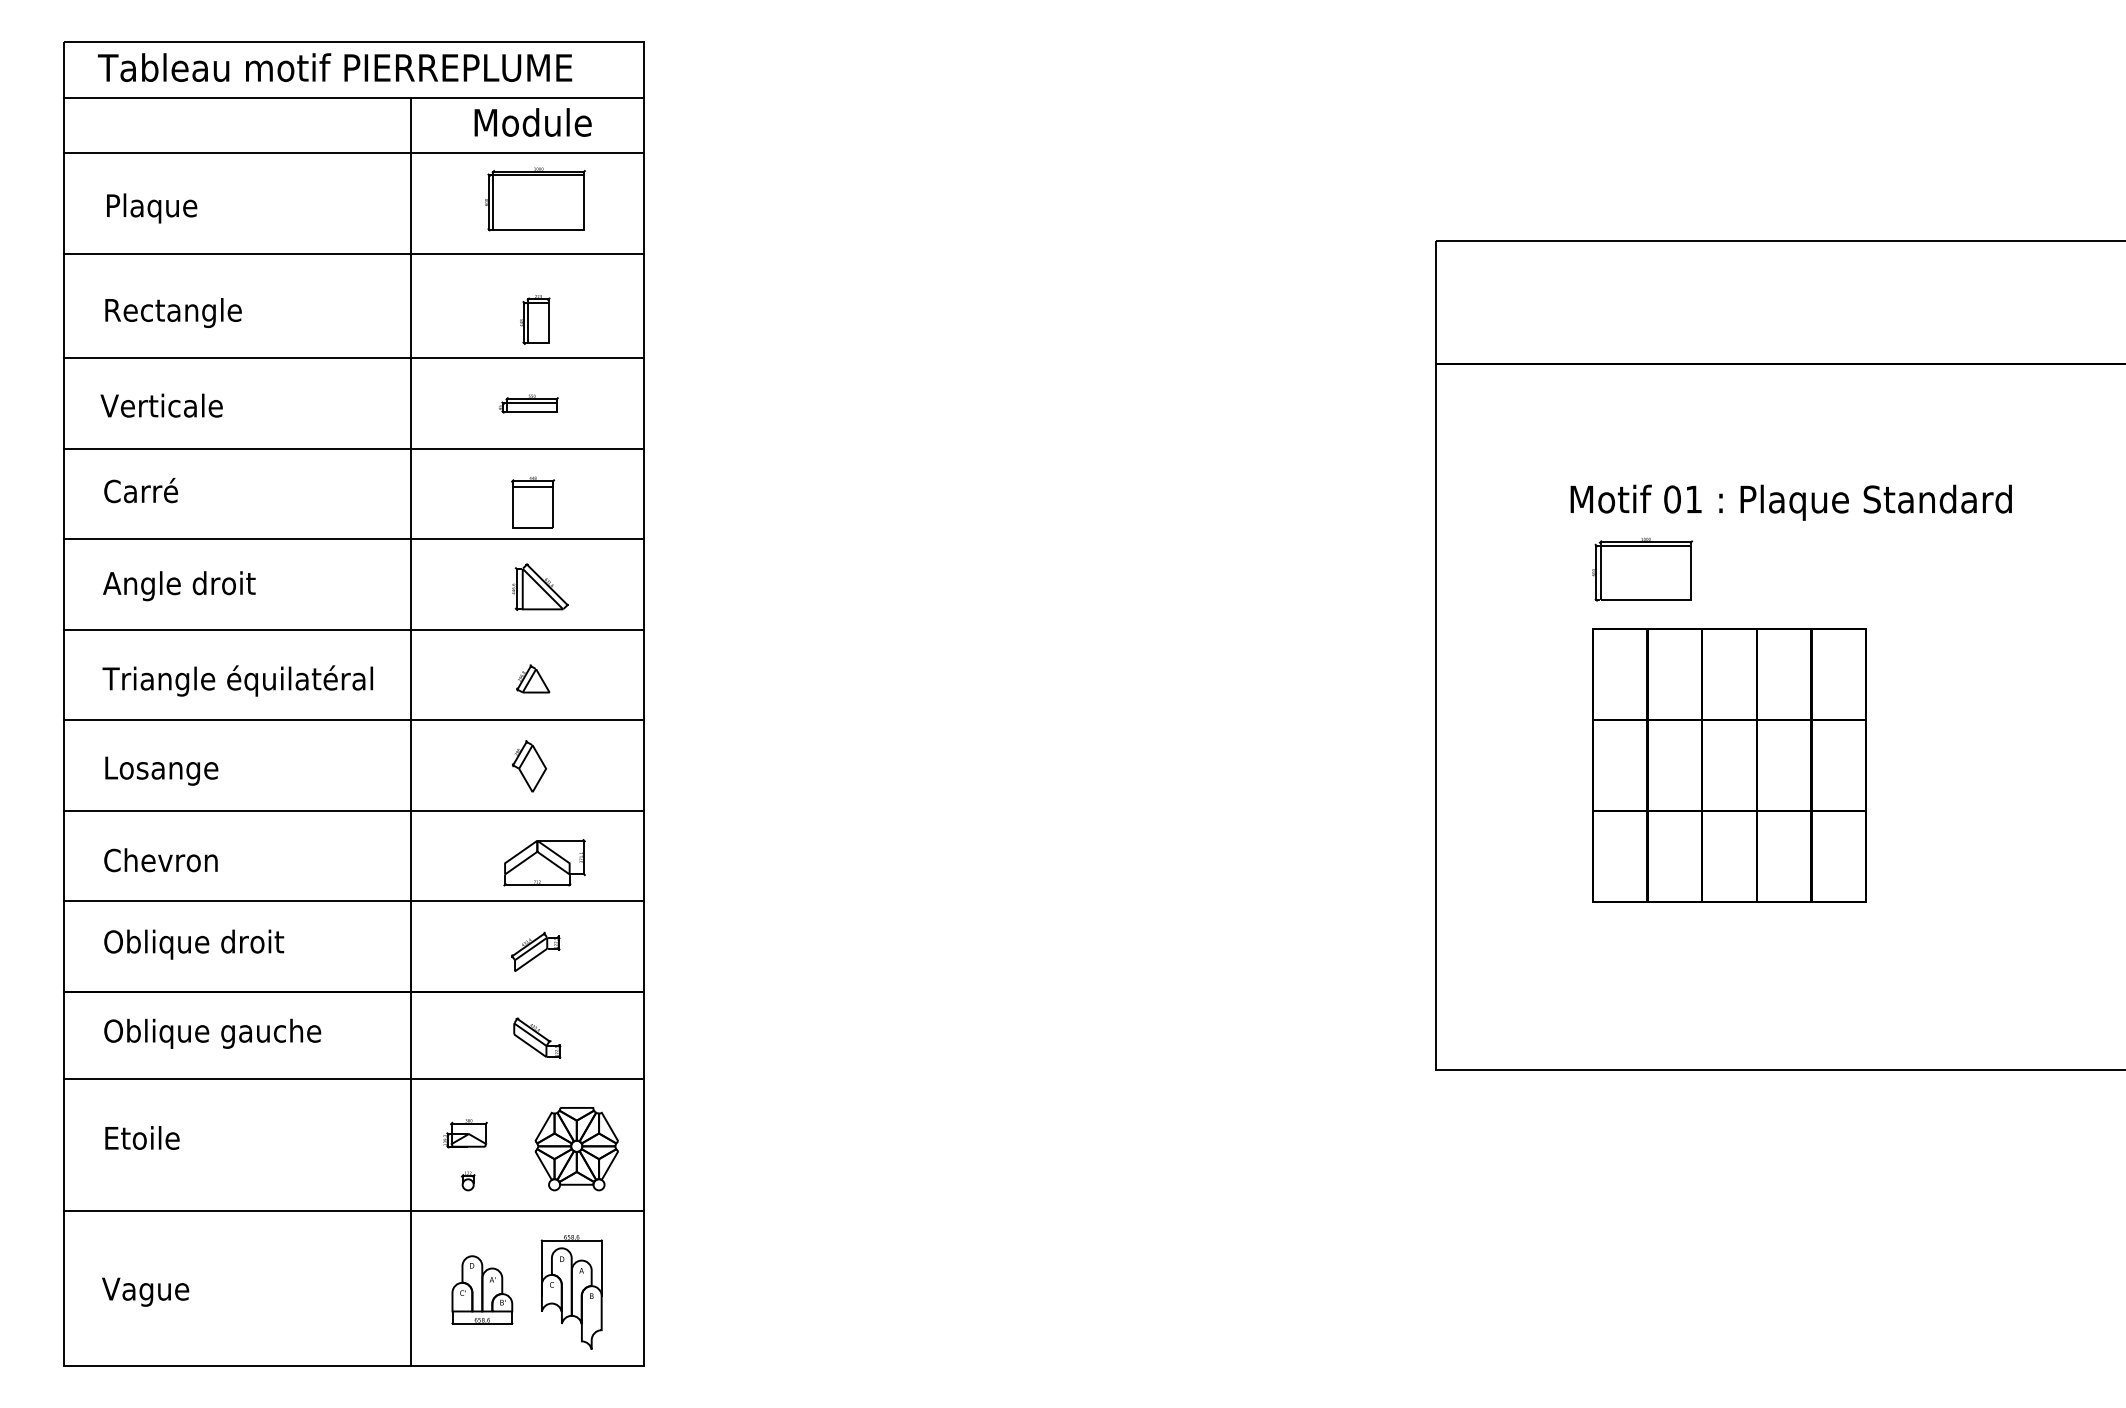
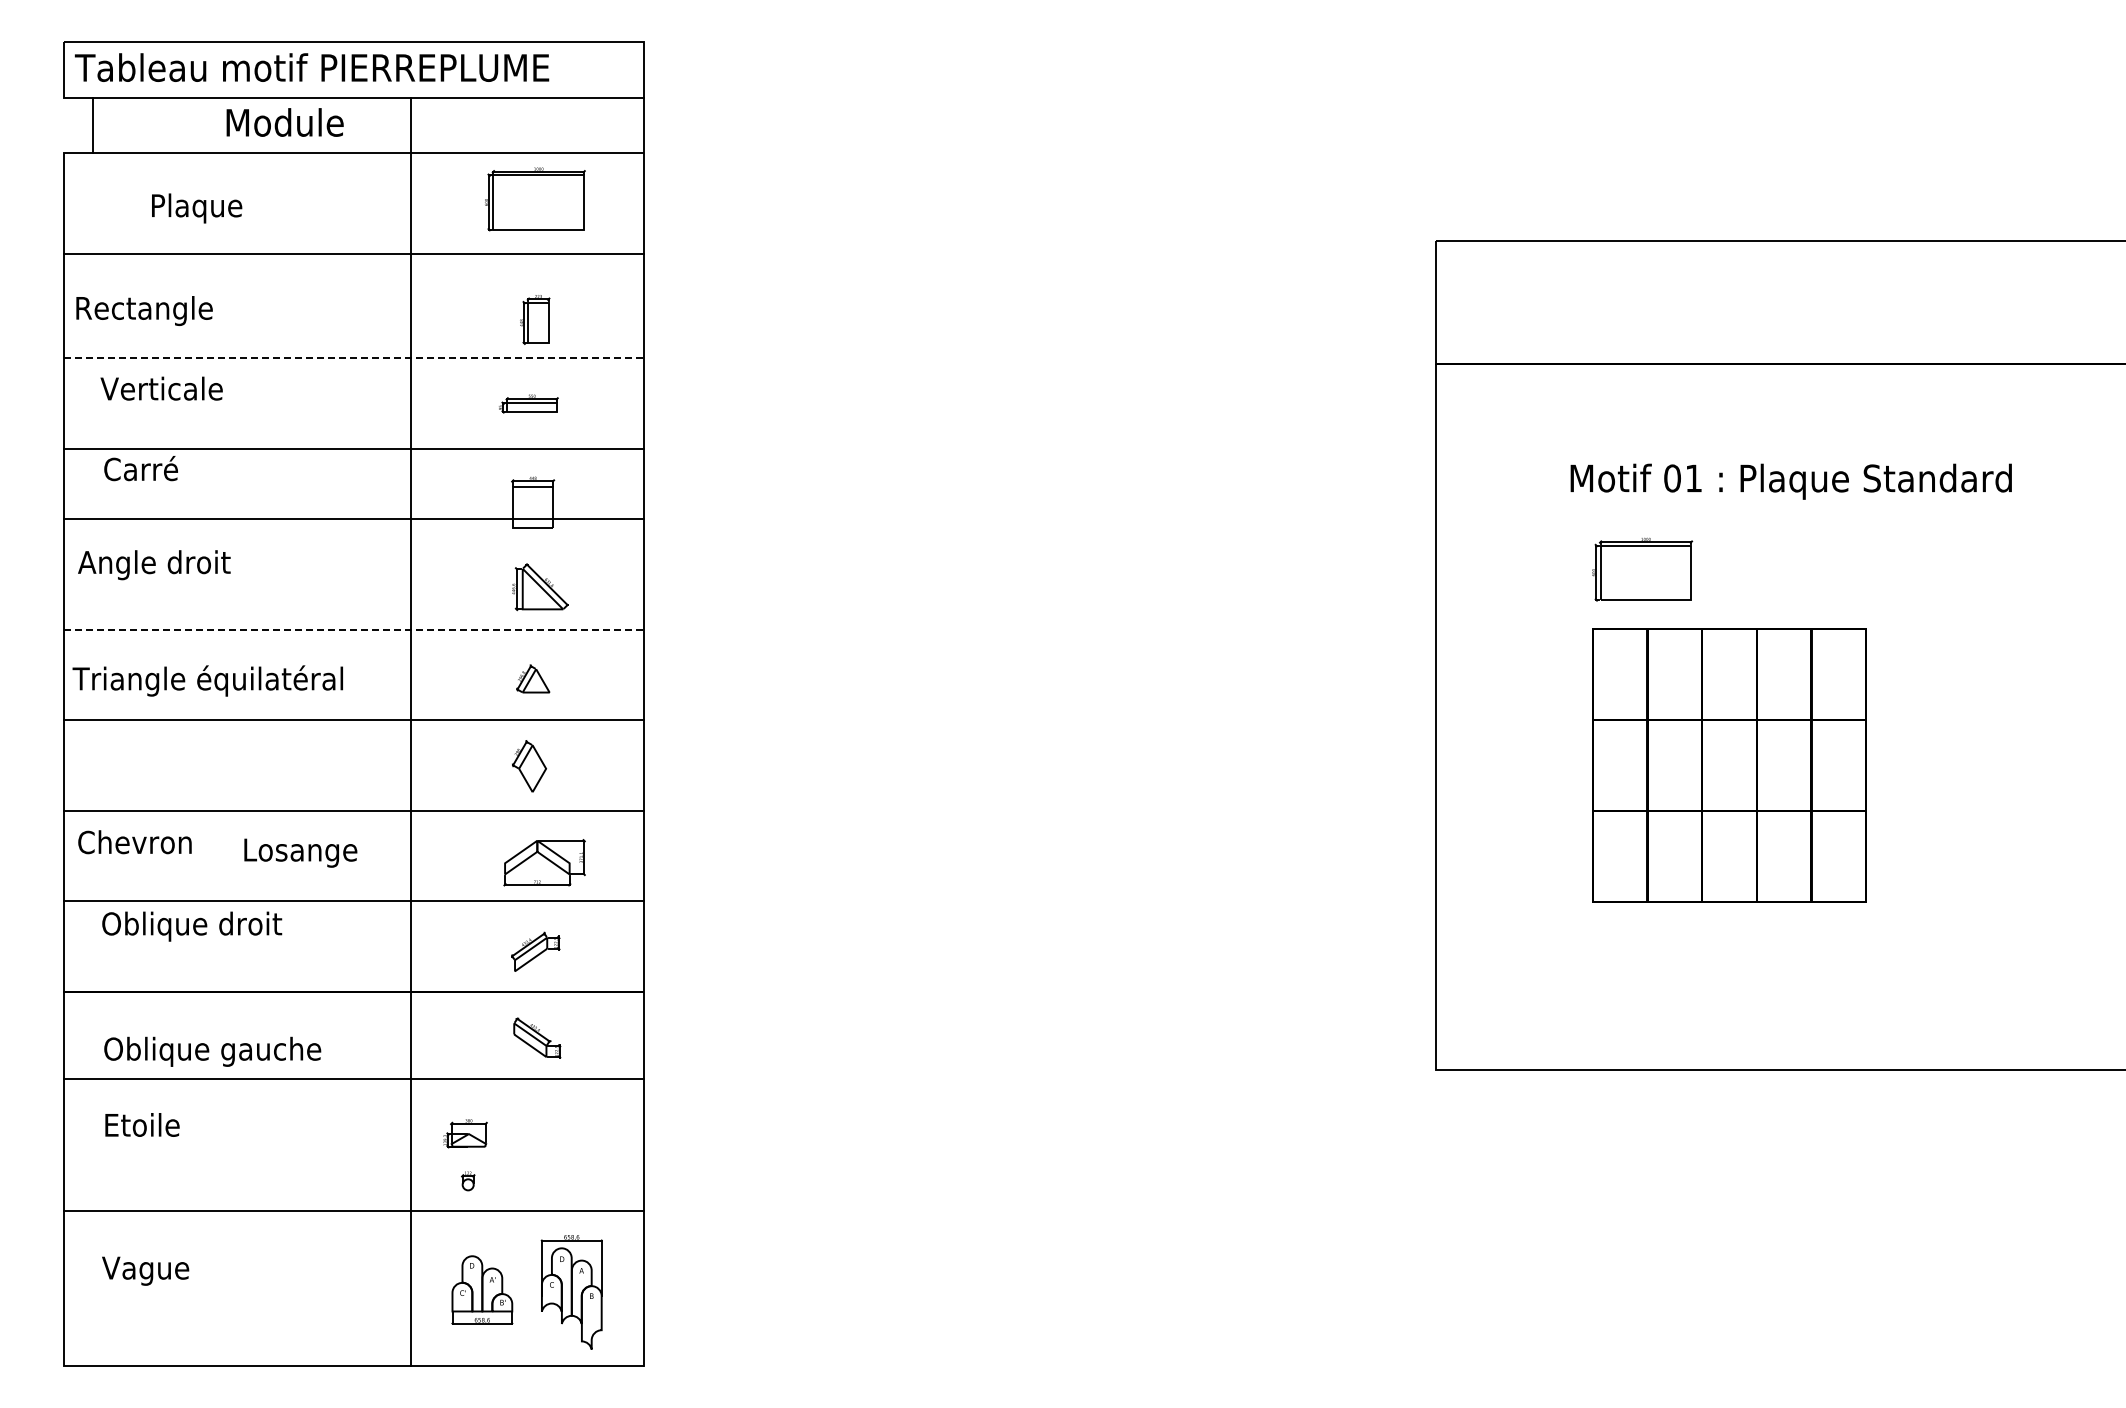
text position: (334, 67) -> (311, 67) (311, 67)
text position: (532, 122) -> (284, 122) (284, 122)
line position: (63, 125) -> (92, 125) (92, 125)
text position: (152, 208) -> (197, 208) (197, 208)
text position: (173, 312) -> (144, 310) (144, 310)
line: solid -> dashed (353, 358)
text position: (161, 405) -> (161, 388) (161, 388)
text position: (140, 490) -> (140, 468) (140, 468)
text position: (1790, 502) -> (1790, 481) (1790, 481)
line position: (353, 539) -> (353, 519) (353, 519)
text position: (179, 586) -> (154, 565) (154, 565)
line: solid -> dashed (353, 629)
text position: (237, 680) -> (207, 680) (207, 680)
text position: (161, 770) -> (300, 852) (300, 852)
text position: (160, 860) -> (134, 842) (134, 842)
text position: (194, 944) -> (192, 926) (192, 926)
text position: (212, 1033) -> (212, 1051) (212, 1051)
text position: (142, 1137) -> (142, 1124) (142, 1124)
part: present -> none (576, 1149)
text position: (145, 1291) -> (145, 1270) (145, 1270)
